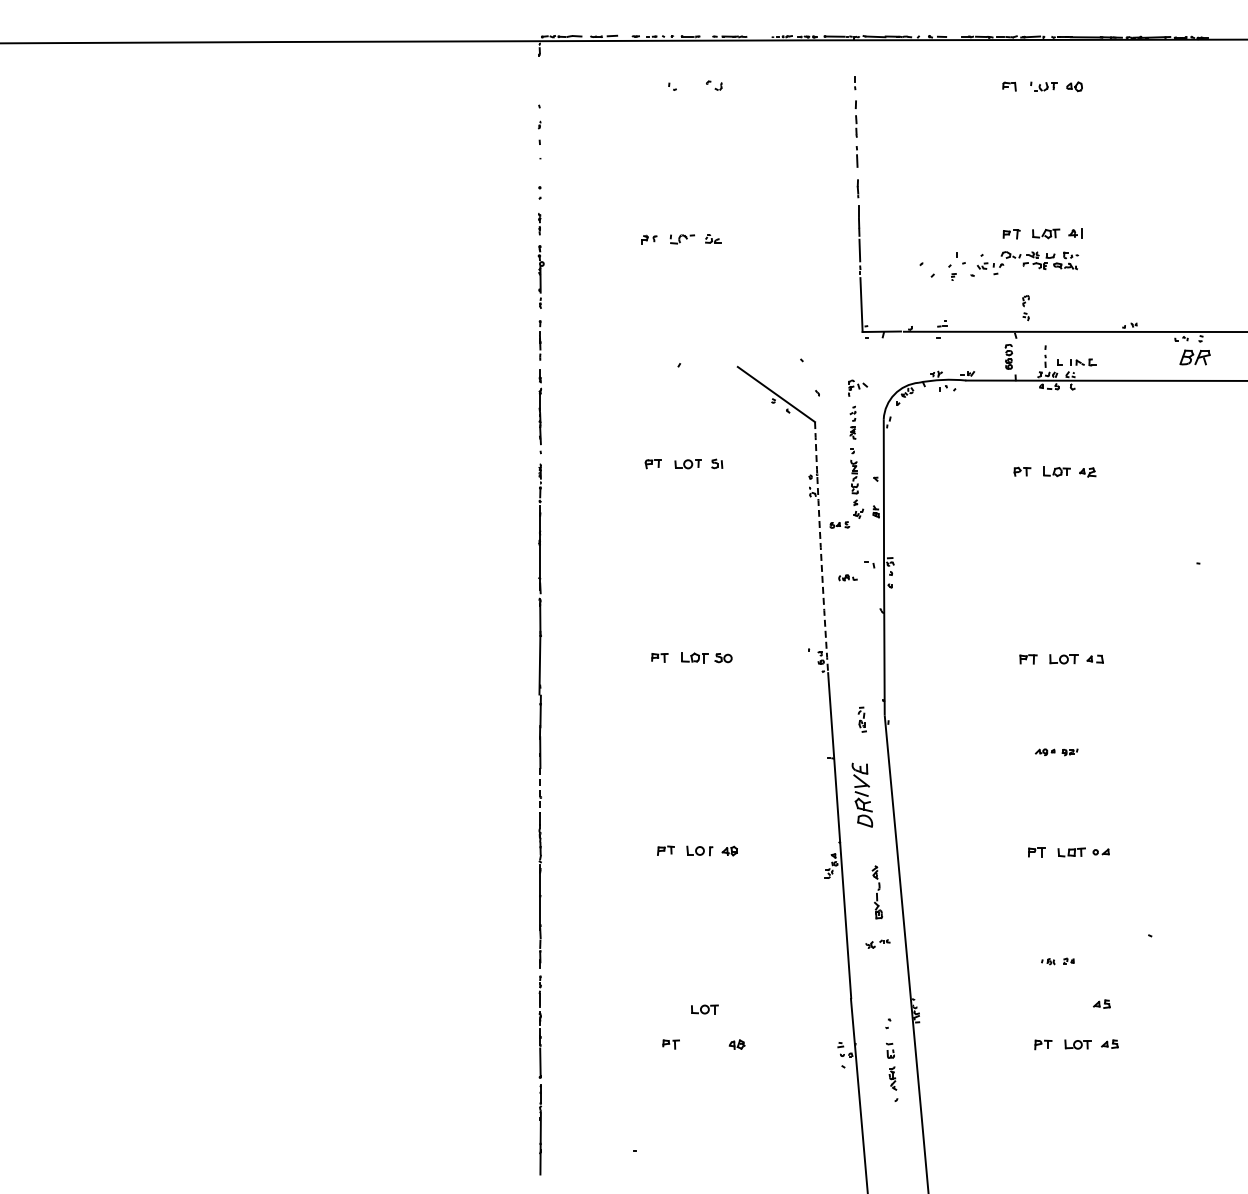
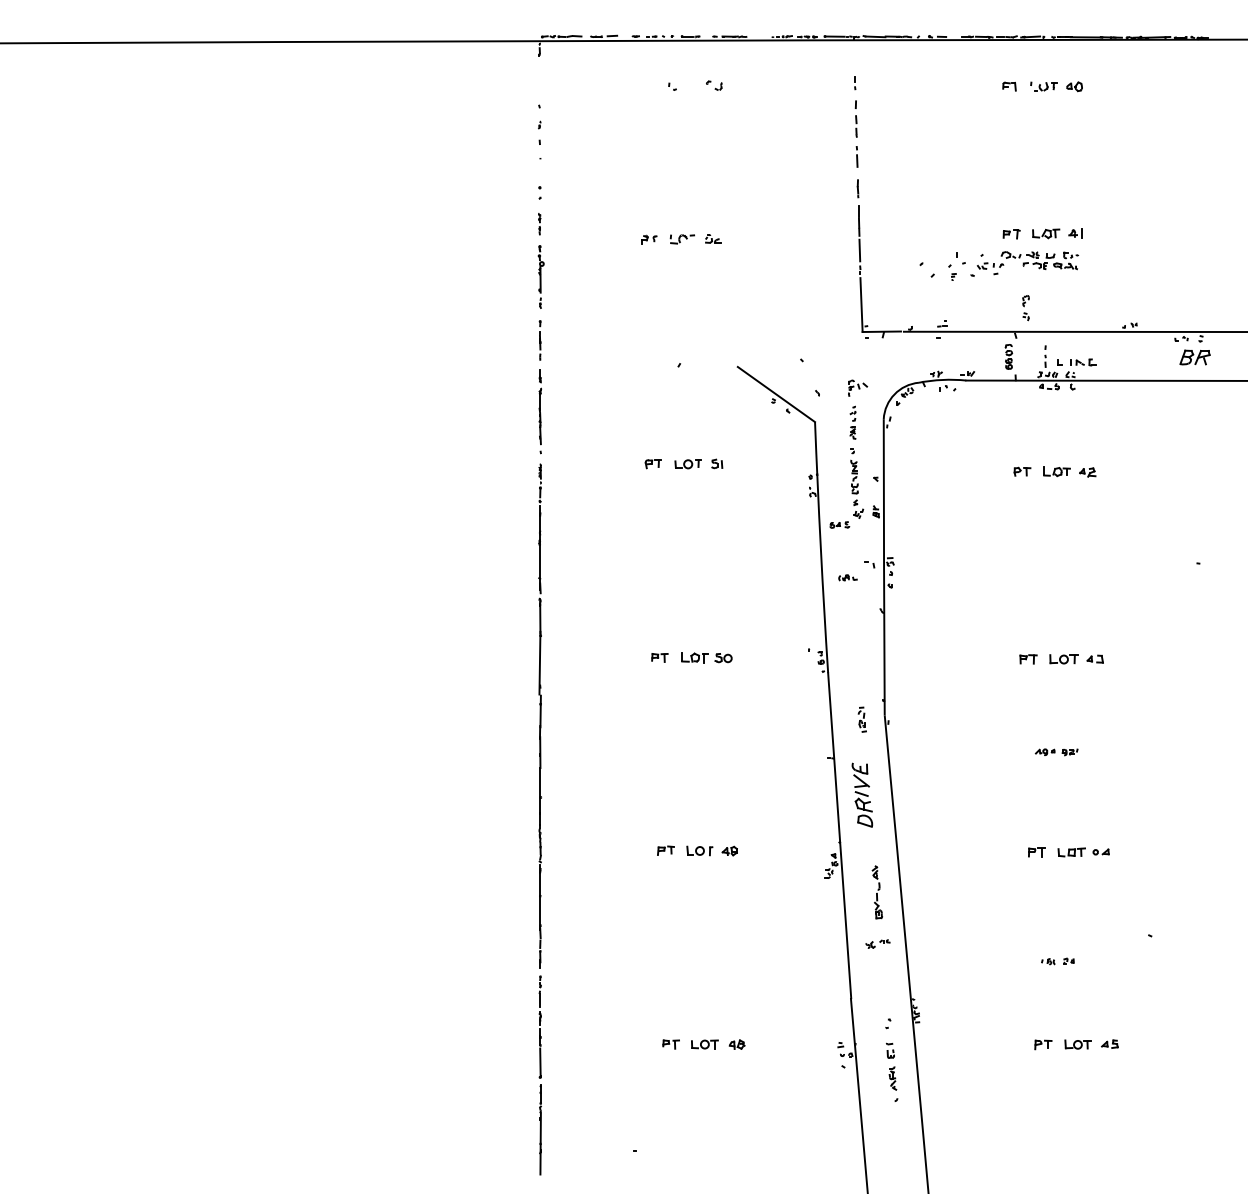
arc: dashed -> solid (820, 547)
line: dashed -> solid (540, 791)
part: present -> none (1101, 1003)
part position: (704, 1009) -> (704, 1044) (704, 1044)
